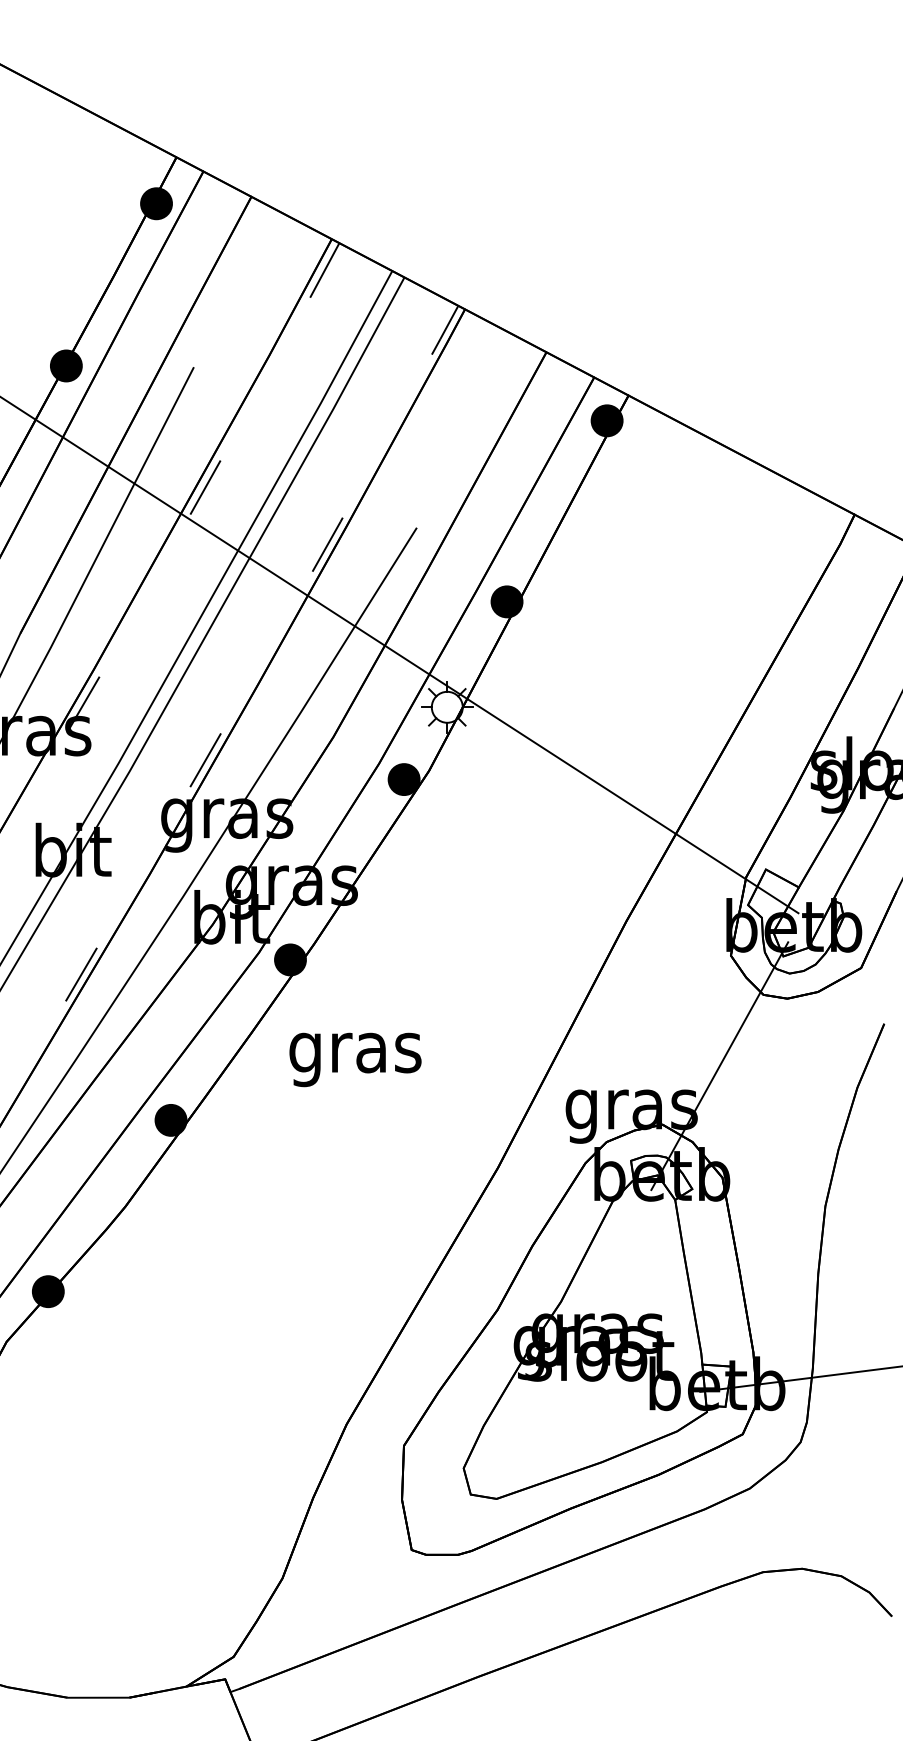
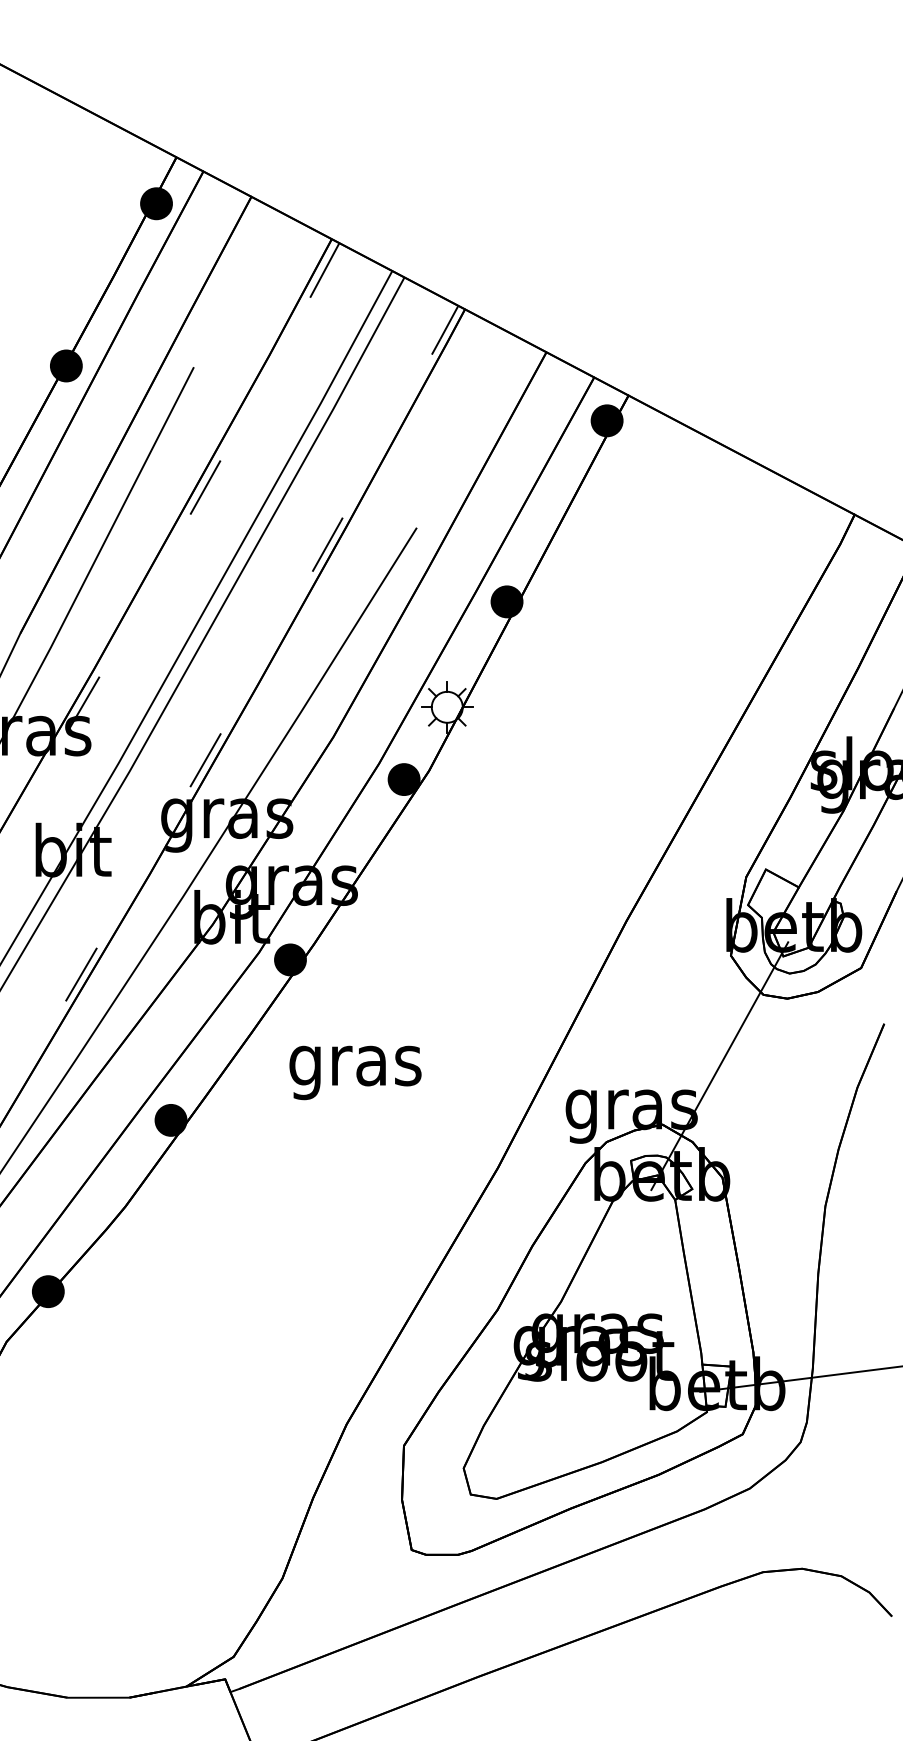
line: present -> none (400, 655)
text position: (355, 1059) -> (355, 1072) (355, 1072)
